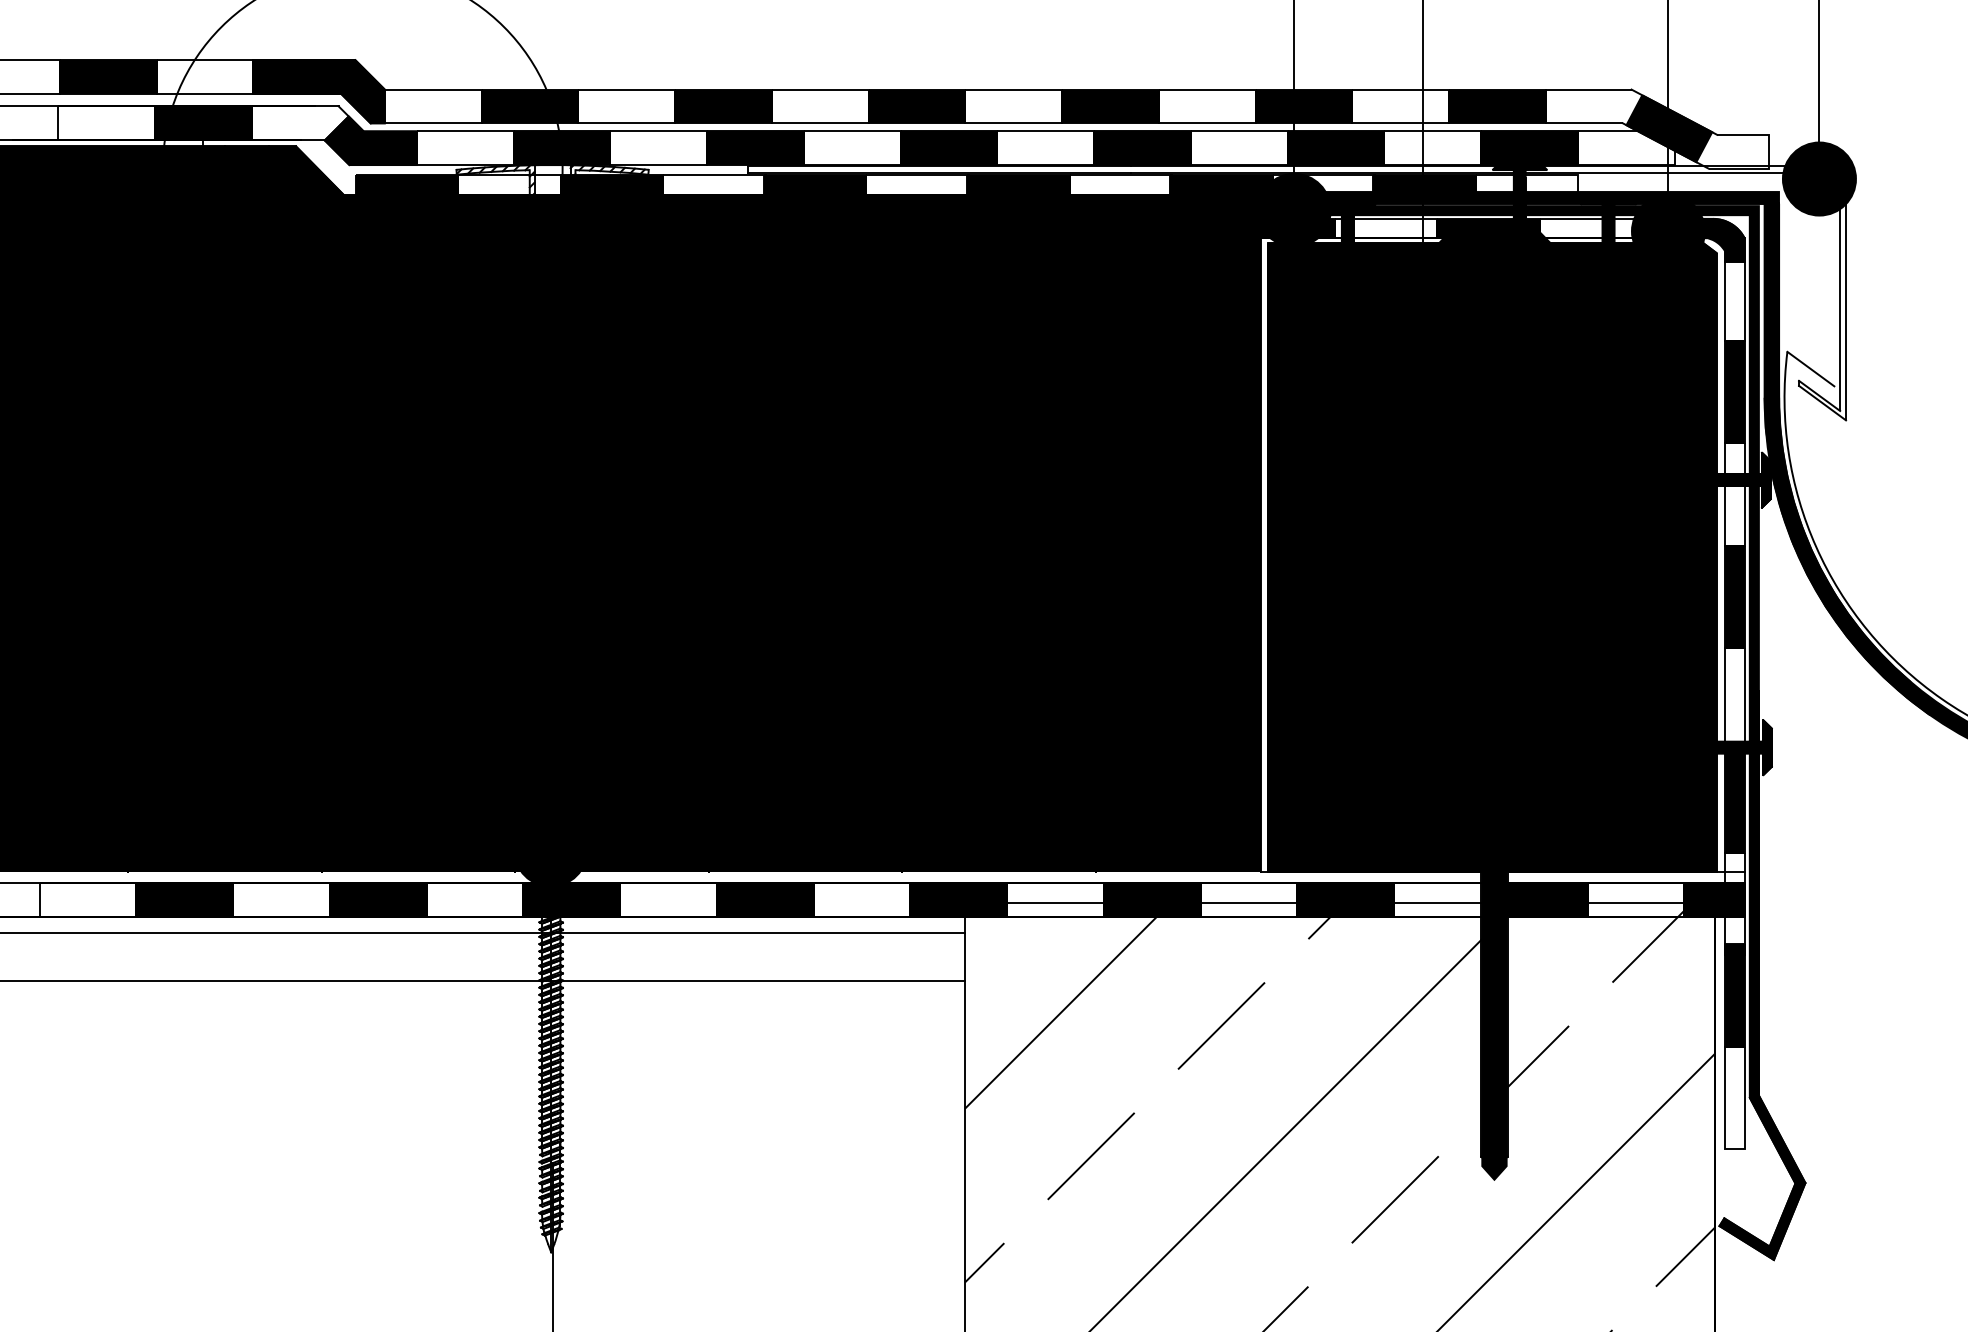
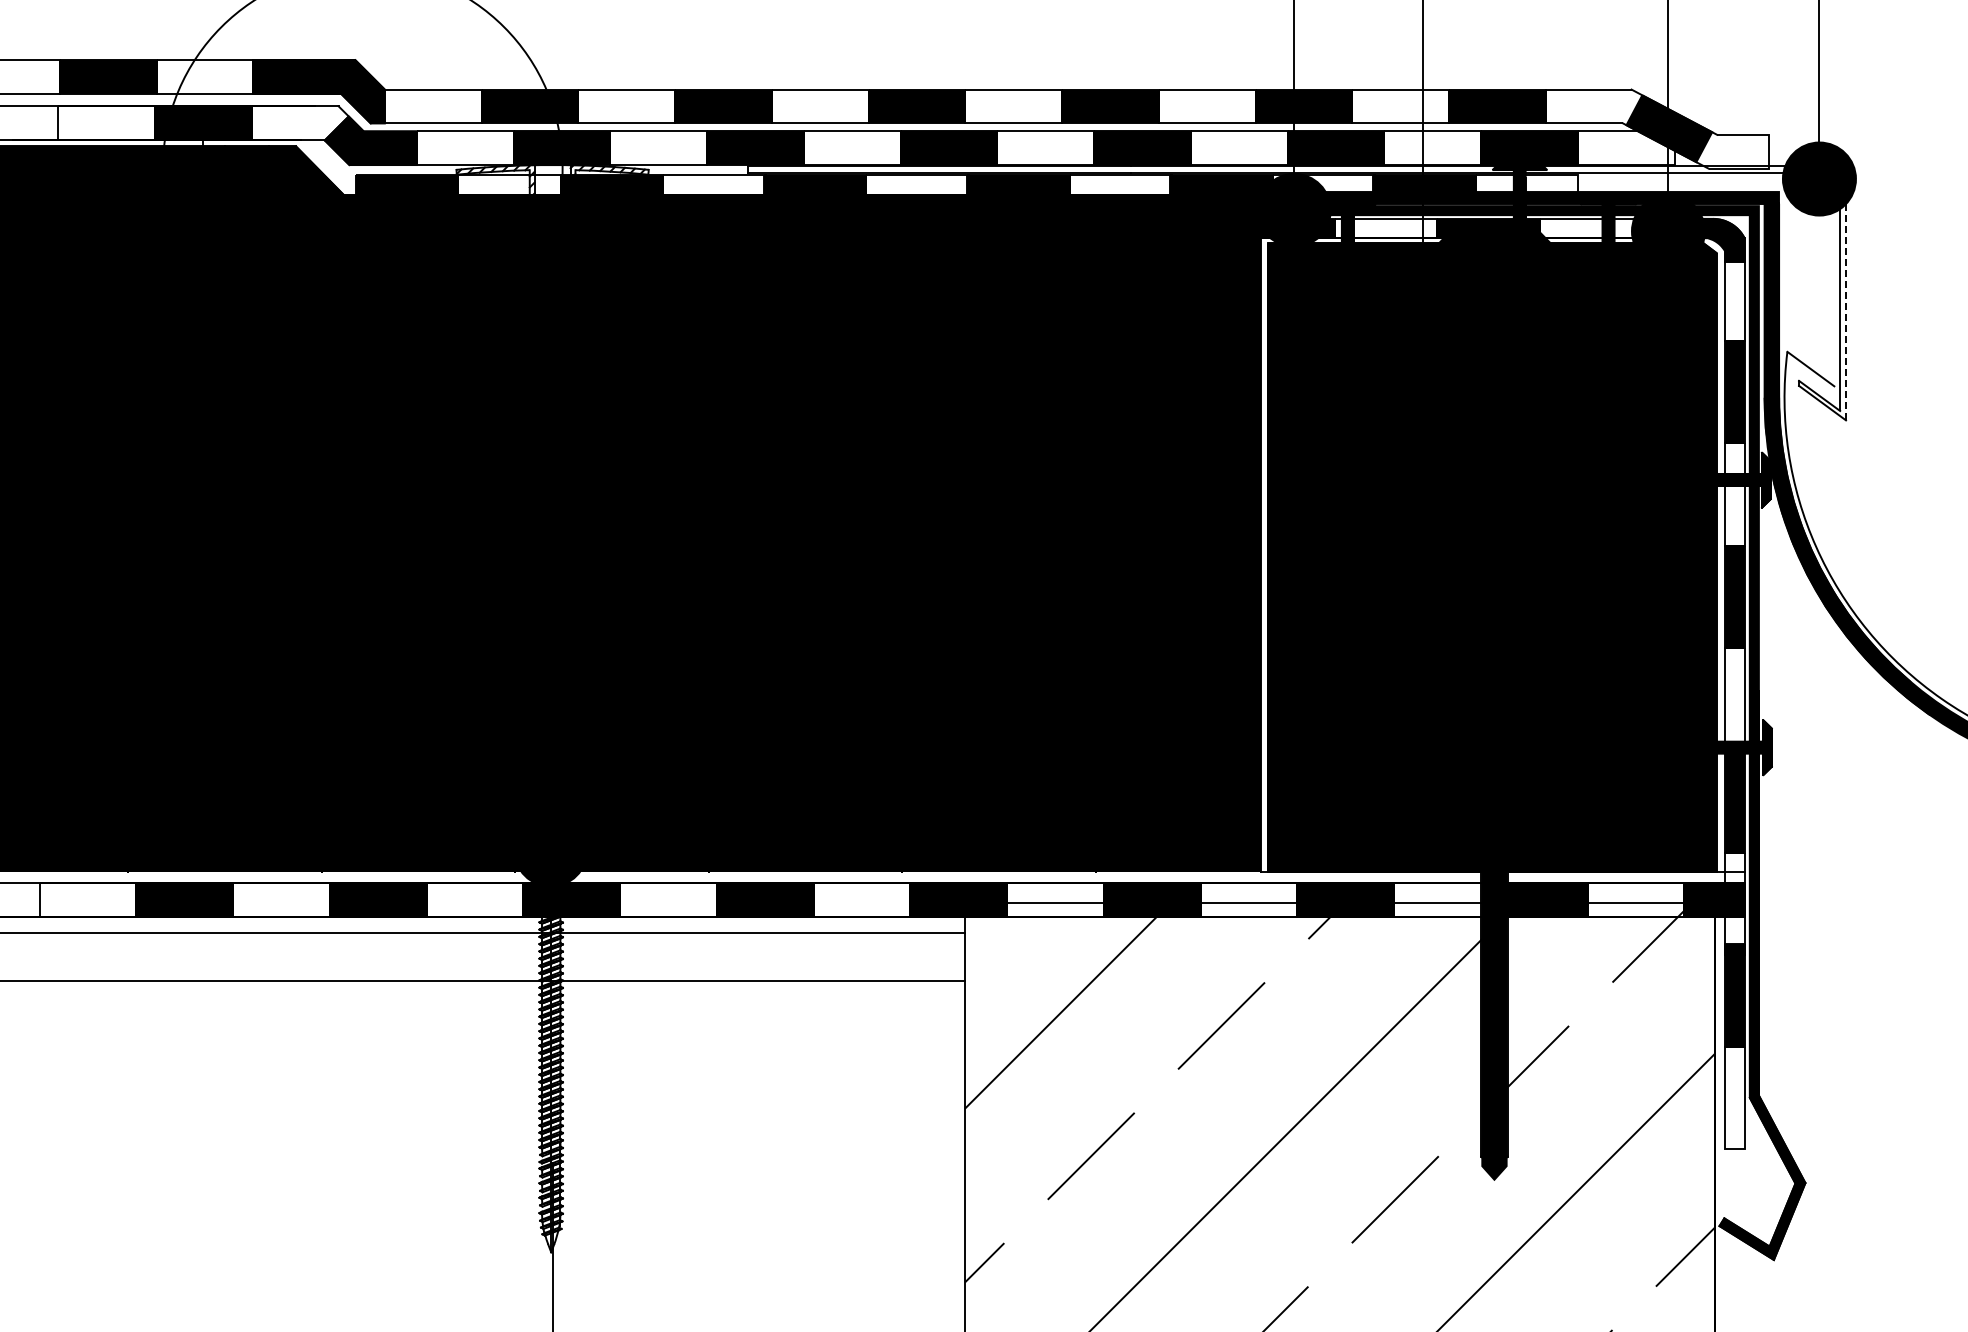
line: solid -> dashed (1846, 300)
